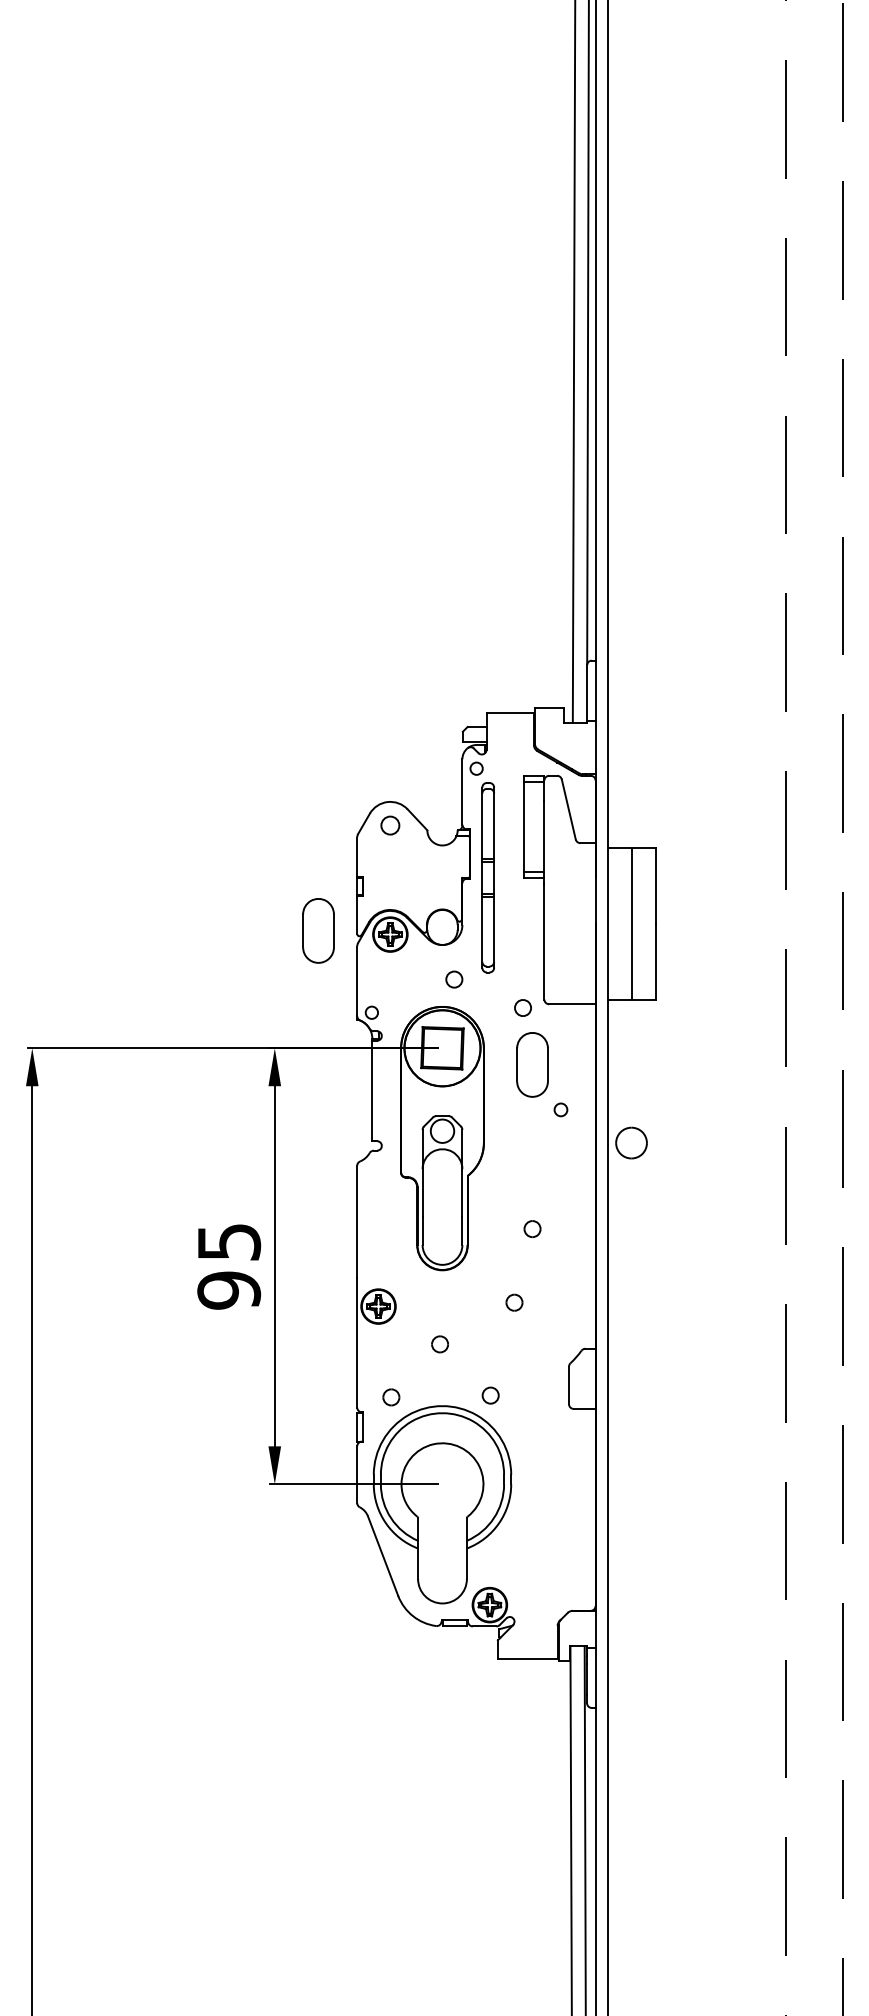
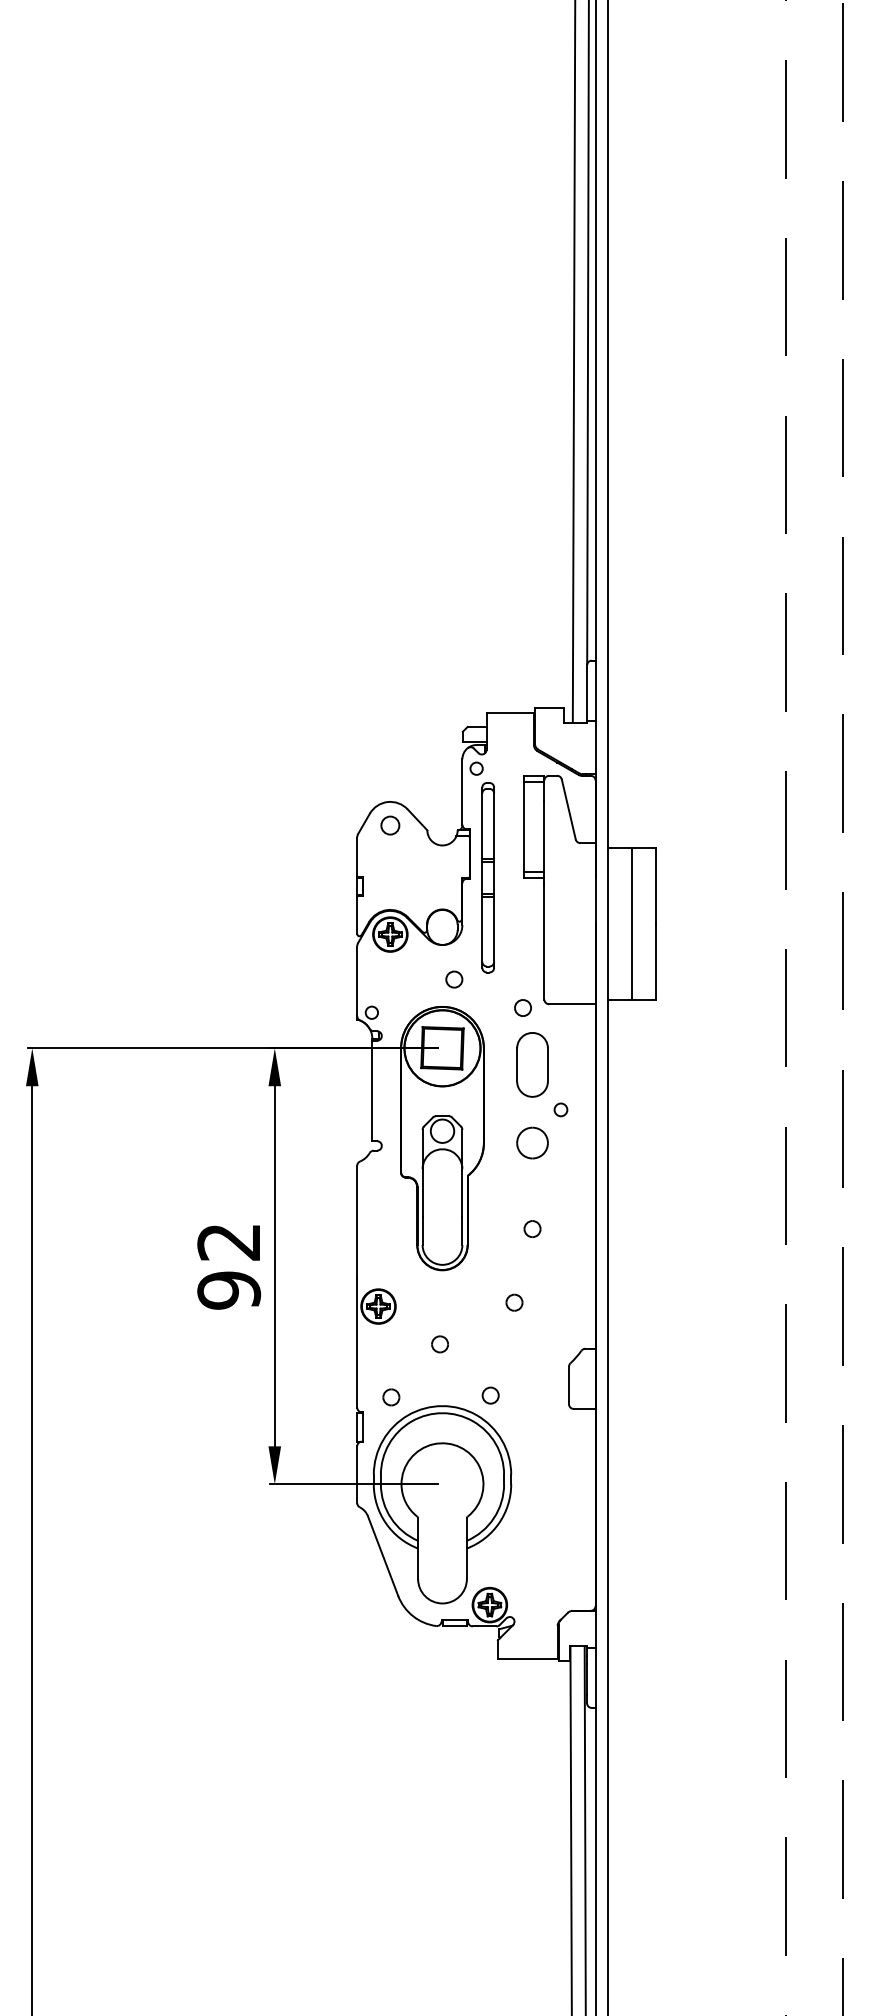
part: present -> none (318, 930)
part position: (631, 1142) -> (532, 1142) (532, 1142)
text: 95 -> 92 (229, 1242)
